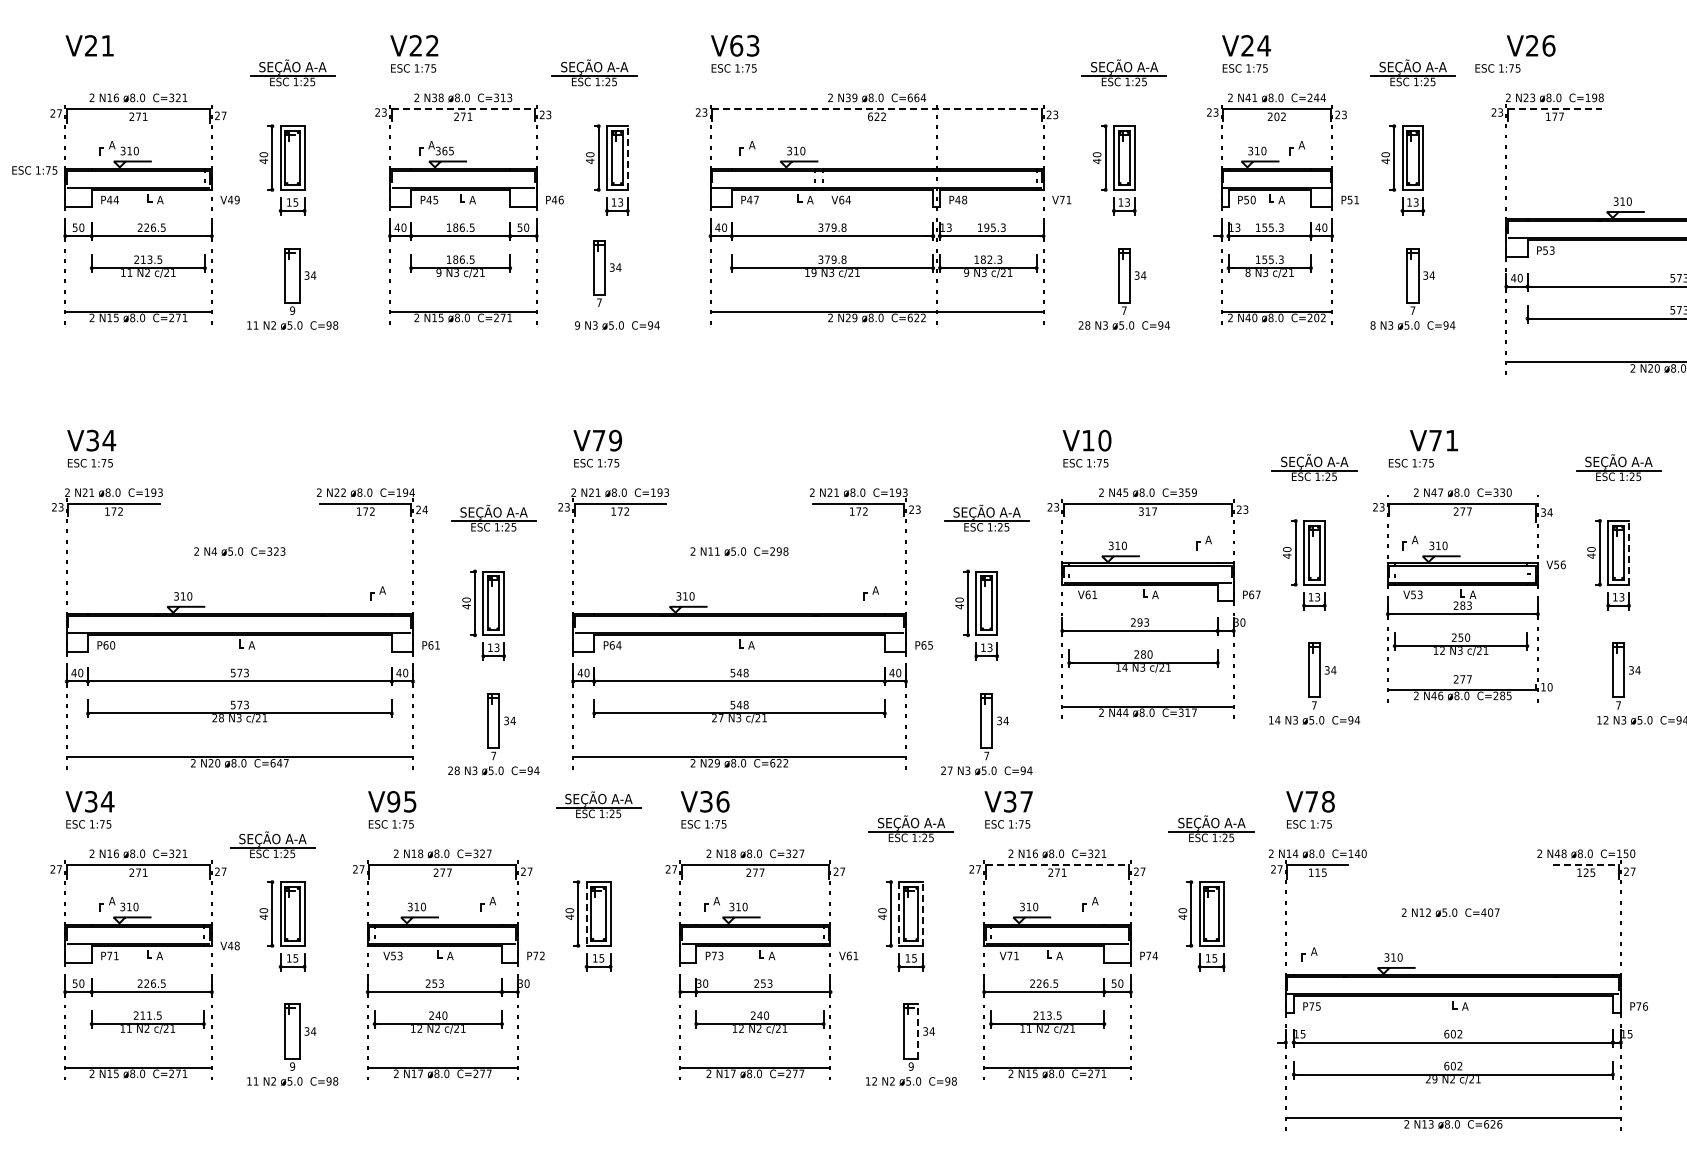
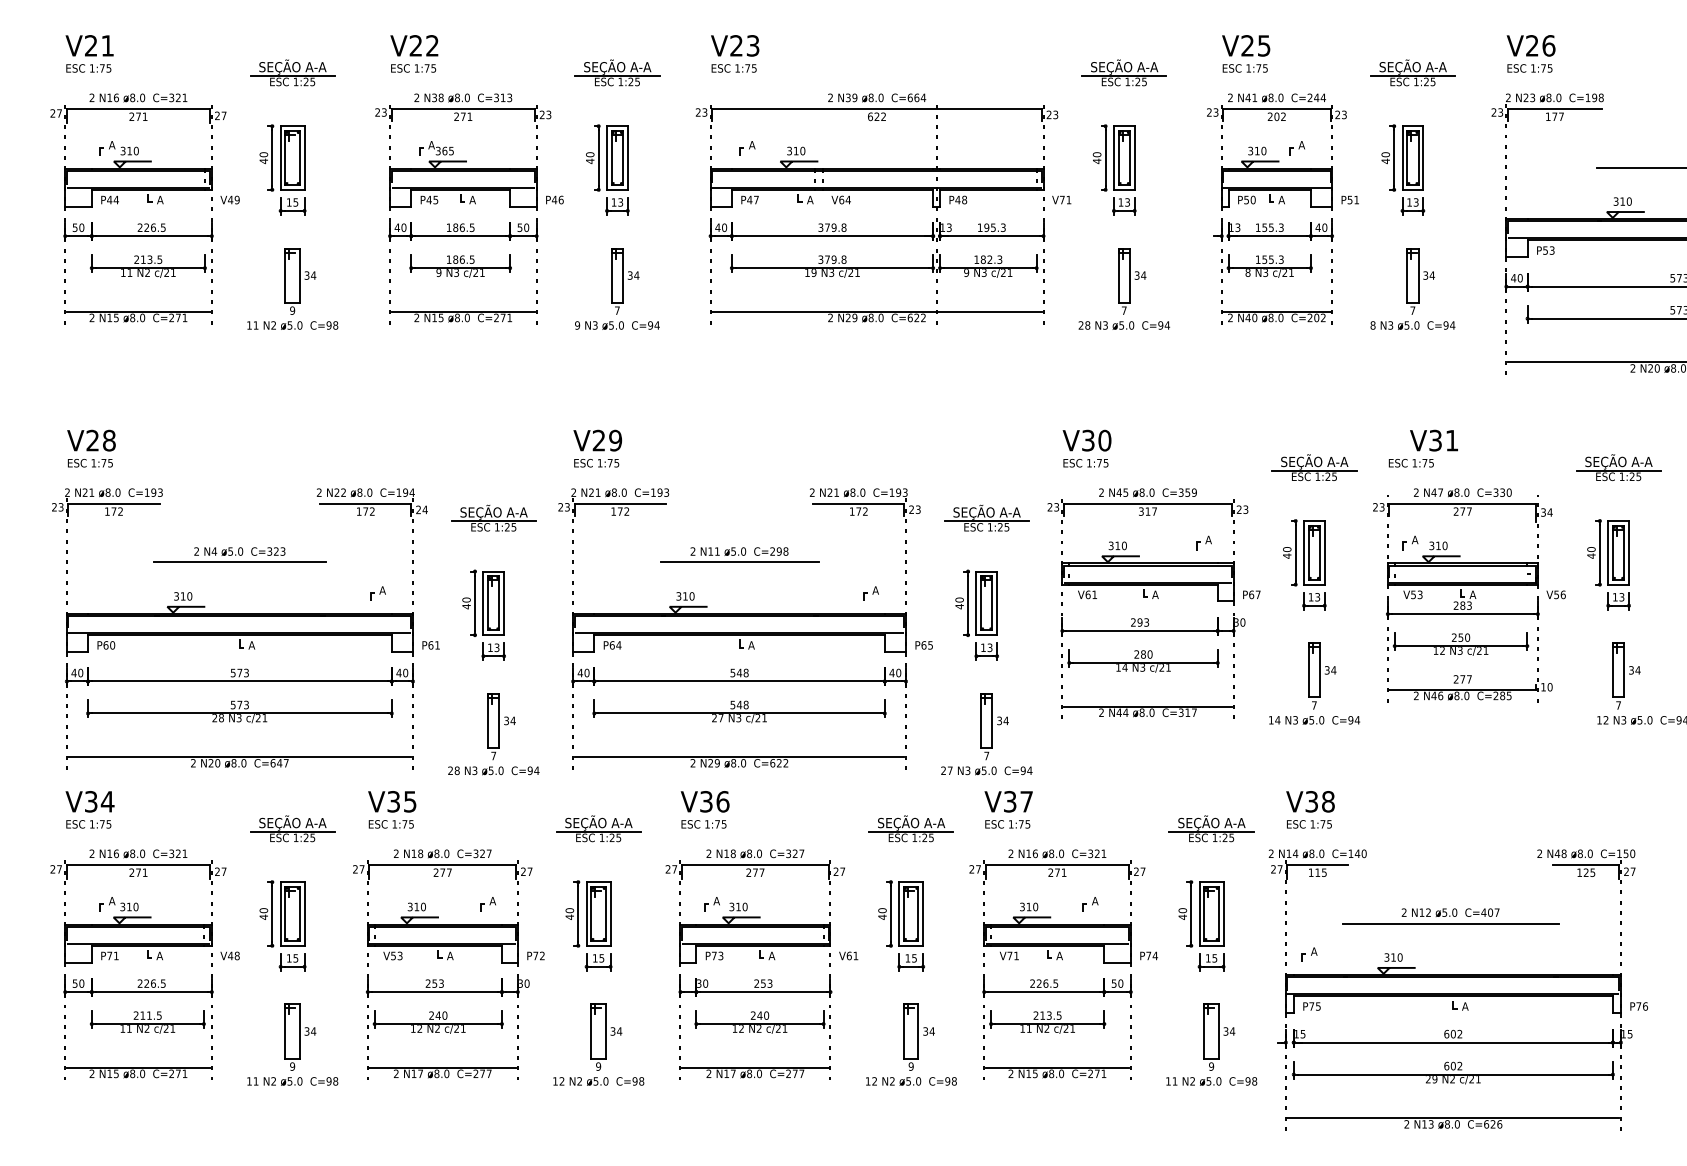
text: V63 -> V23 (736, 45)
text: V24 -> V25 (1264, 45)
text position: (1497, 68) -> (1529, 68) (1529, 68)
part position: (594, 72) -> (617, 72) (617, 72)
line: dashed -> solid (463, 108)
line: dashed -> solid (877, 108)
line: dashed -> solid (1554, 108)
line: dashed -> solid (627, 158)
line: none -> present (1639, 167)
text position: (34, 170) -> (88, 68) (88, 68)
part position: (607, 273) -> (625, 281) (625, 281)
text: V34 -> V28 (101, 440)
text: V79 -> V29 (598, 440)
text: V10 -> V30 (1088, 440)
text: V71 -> V31 (1435, 440)
line: dashed -> solid (1628, 552)
line: none -> present (239, 562)
line: none -> present (739, 562)
text position: (1555, 564) -> (1555, 594) (1555, 594)
text: V95 -> V35 (393, 801)
text: V78 -> V38 (1311, 801)
part position: (598, 804) -> (598, 828) (598, 828)
part position: (272, 844) -> (292, 828) (292, 828)
line: dashed -> solid (1057, 864)
line: dashed -> solid (1586, 864)
line: dashed -> solid (586, 913)
line: dashed -> solid (899, 913)
line: dashed -> solid (923, 913)
line: none -> present (1450, 923)
text position: (229, 945) -> (229, 955) (229, 955)
line: dashed -> solid (918, 1031)
part: none -> present (598, 1044)
part: none -> present (1211, 1044)
